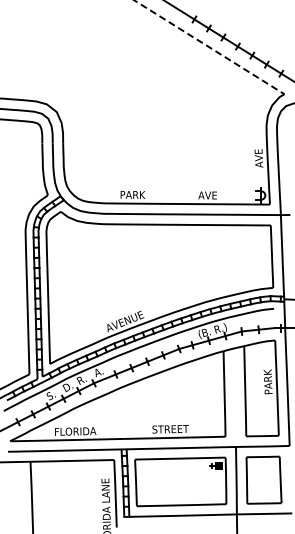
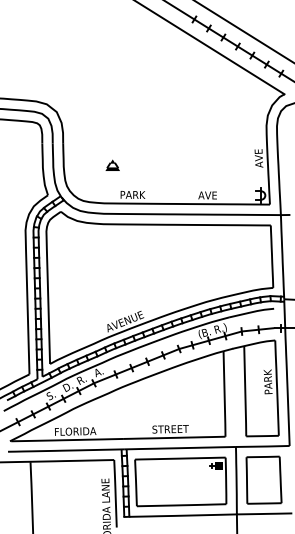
line: none -> present (243, 31)
line: dashed -> solid (209, 47)
part: none -> present (112, 164)
